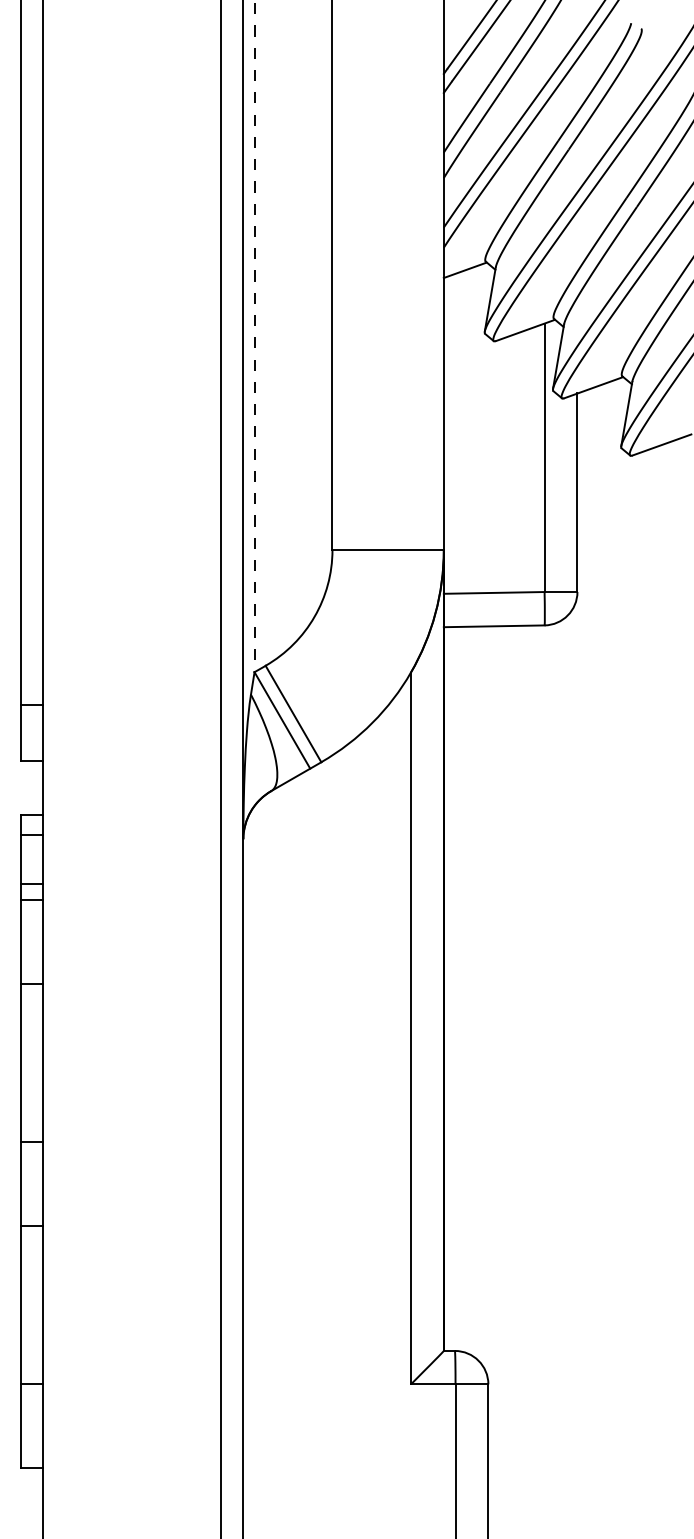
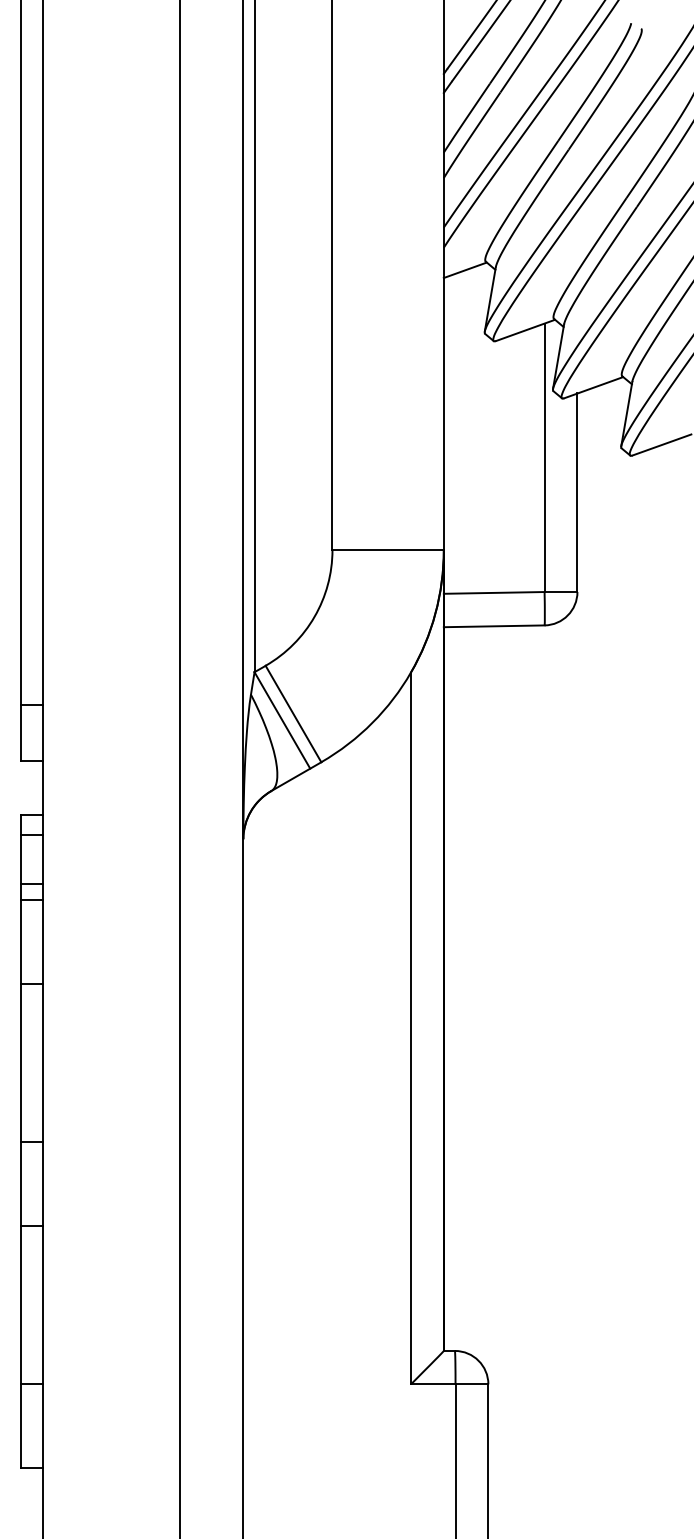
line: dashed -> solid (254, 336)
line position: (221, 768) -> (180, 768) (180, 768)
